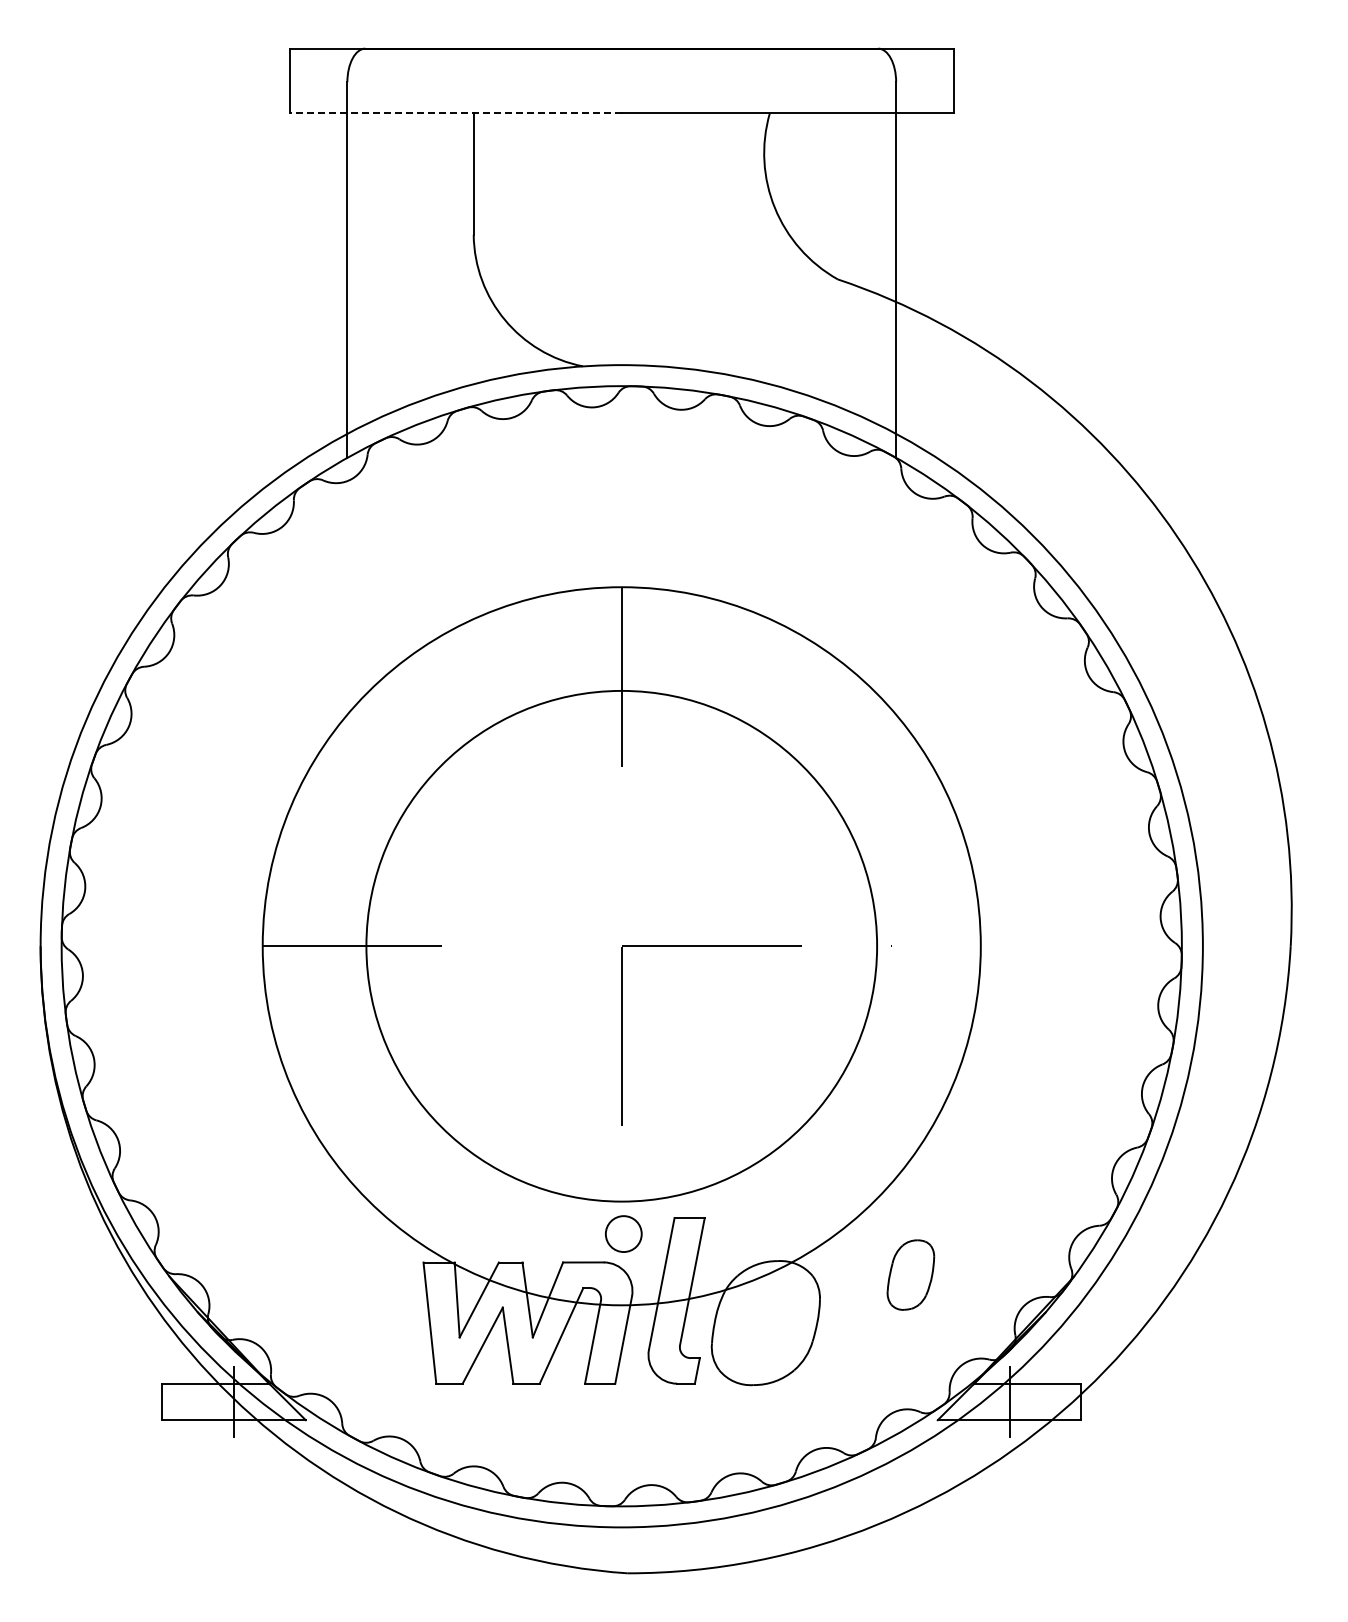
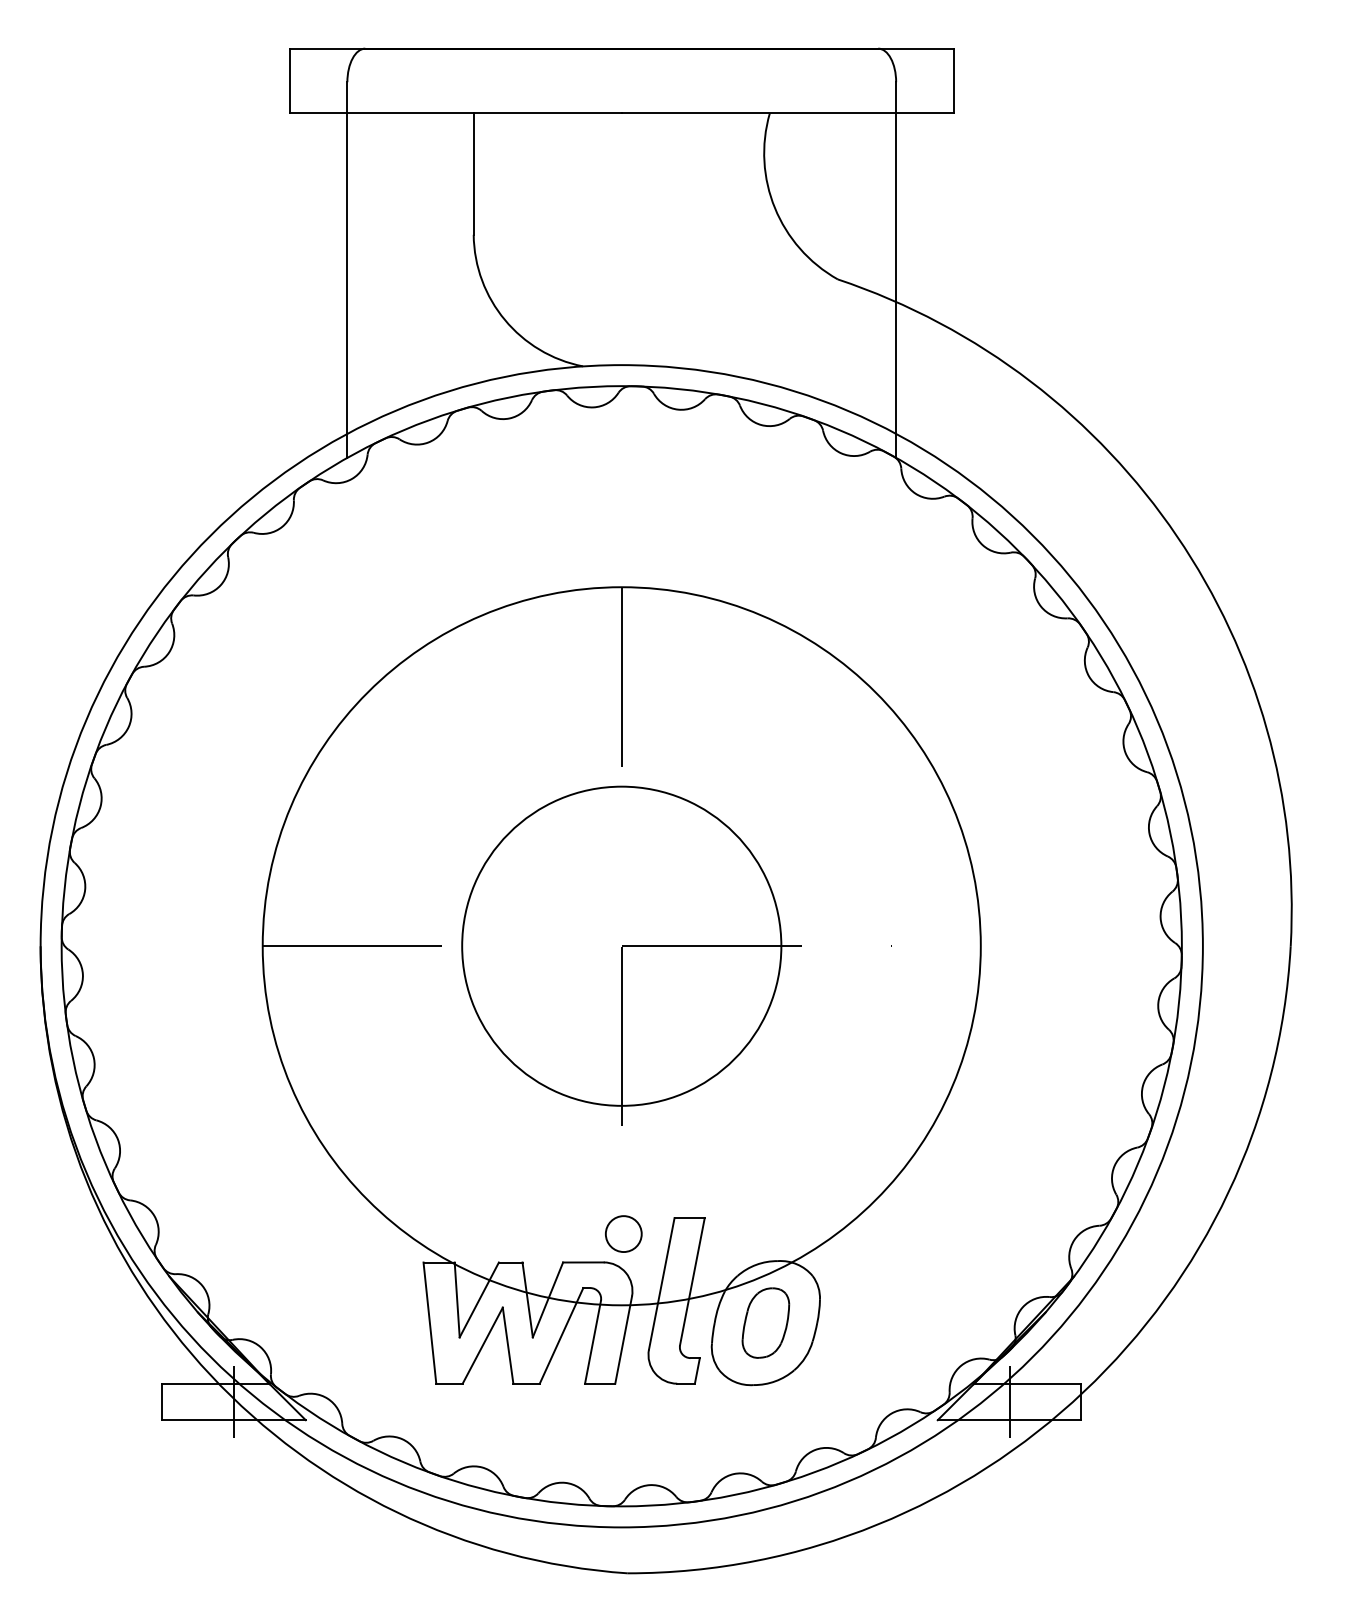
line: dashed -> solid (455, 113)
circle diameter: 511 px -> 319 px (621, 945)
part position: (910, 1274) -> (765, 1322) (765, 1322)
